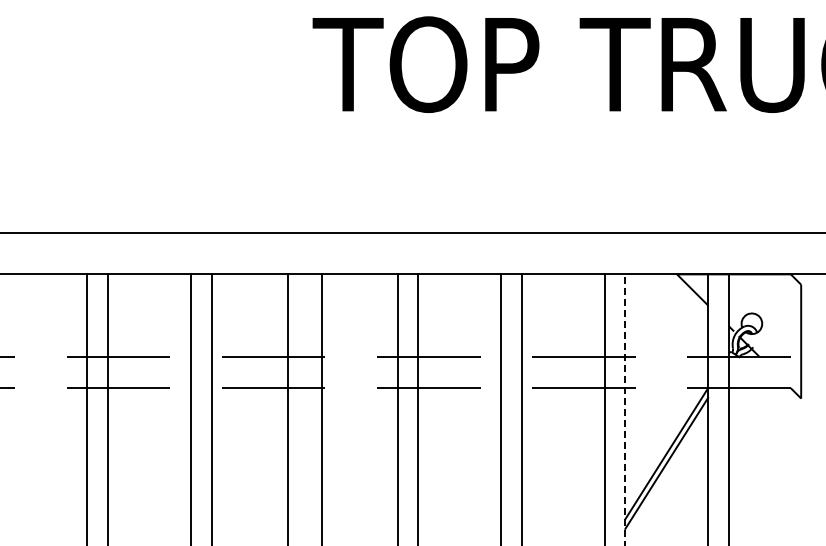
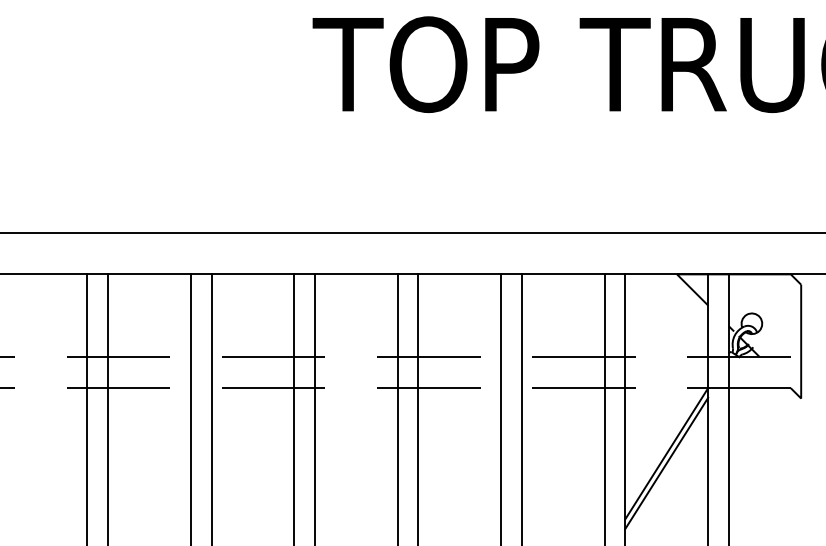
line position: (288, 408) -> (294, 408) (294, 408)
line position: (322, 408) -> (315, 408) (315, 408)
line: dashed -> solid (625, 409)
